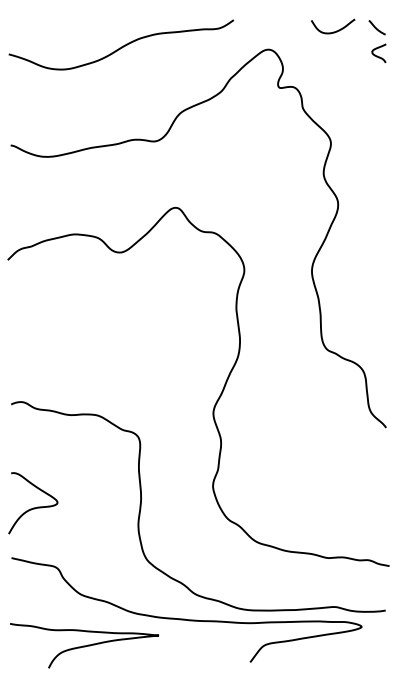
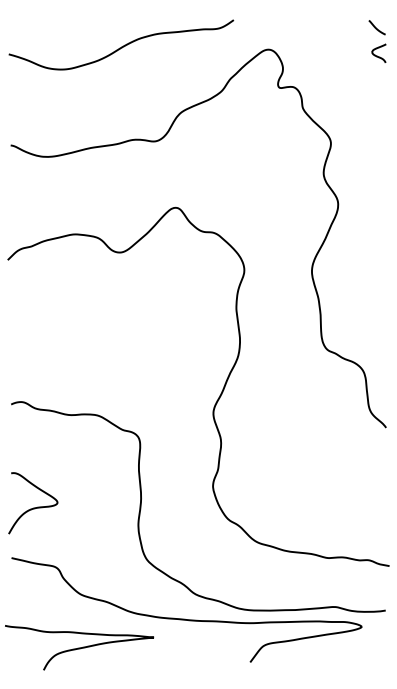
curve: present -> none (336, 30)
curve position: (84, 645) -> (79, 647) (79, 647)
